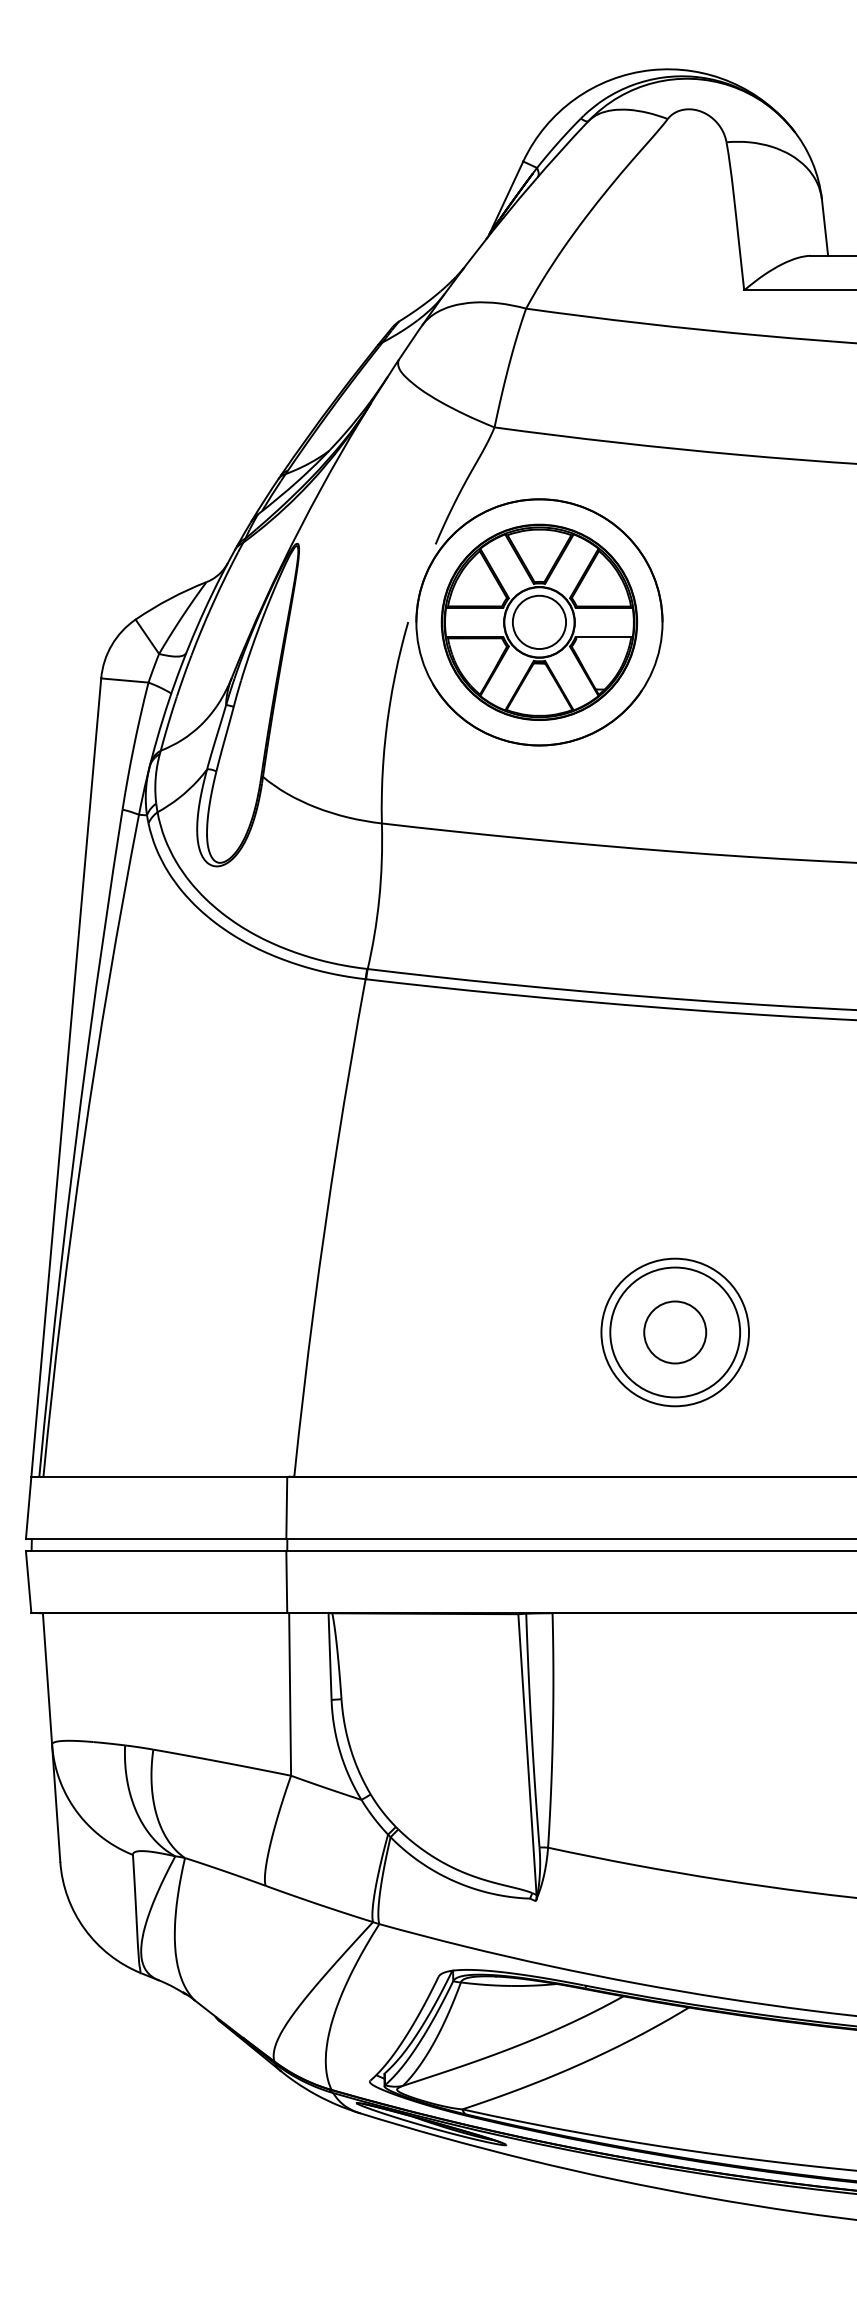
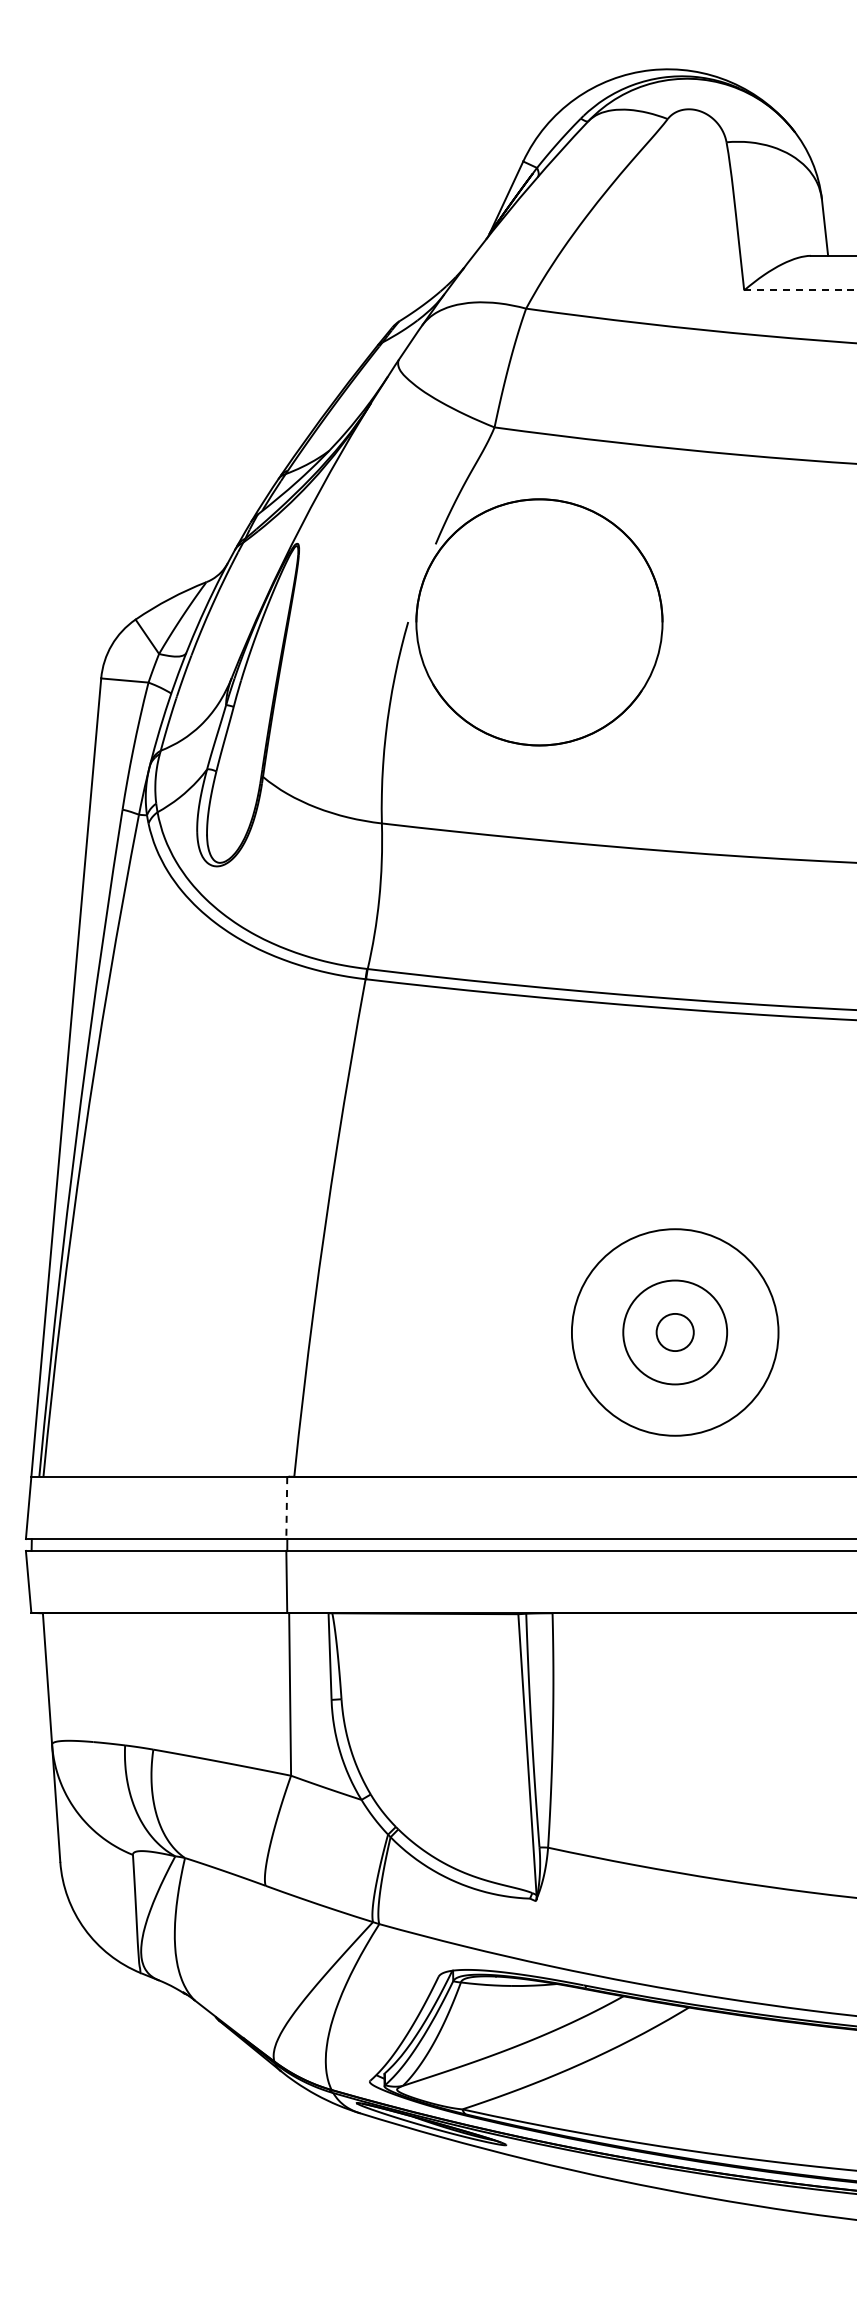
line: solid -> dashed (800, 290)
part: present -> none (539, 621)
circle diameter: 130 px -> 104 px (675, 1332)
circle diameter: 148 px -> 207 px (674, 1332)
circle diameter: 62 px -> 37 px (674, 1332)
line: solid -> dashed (286, 1508)
